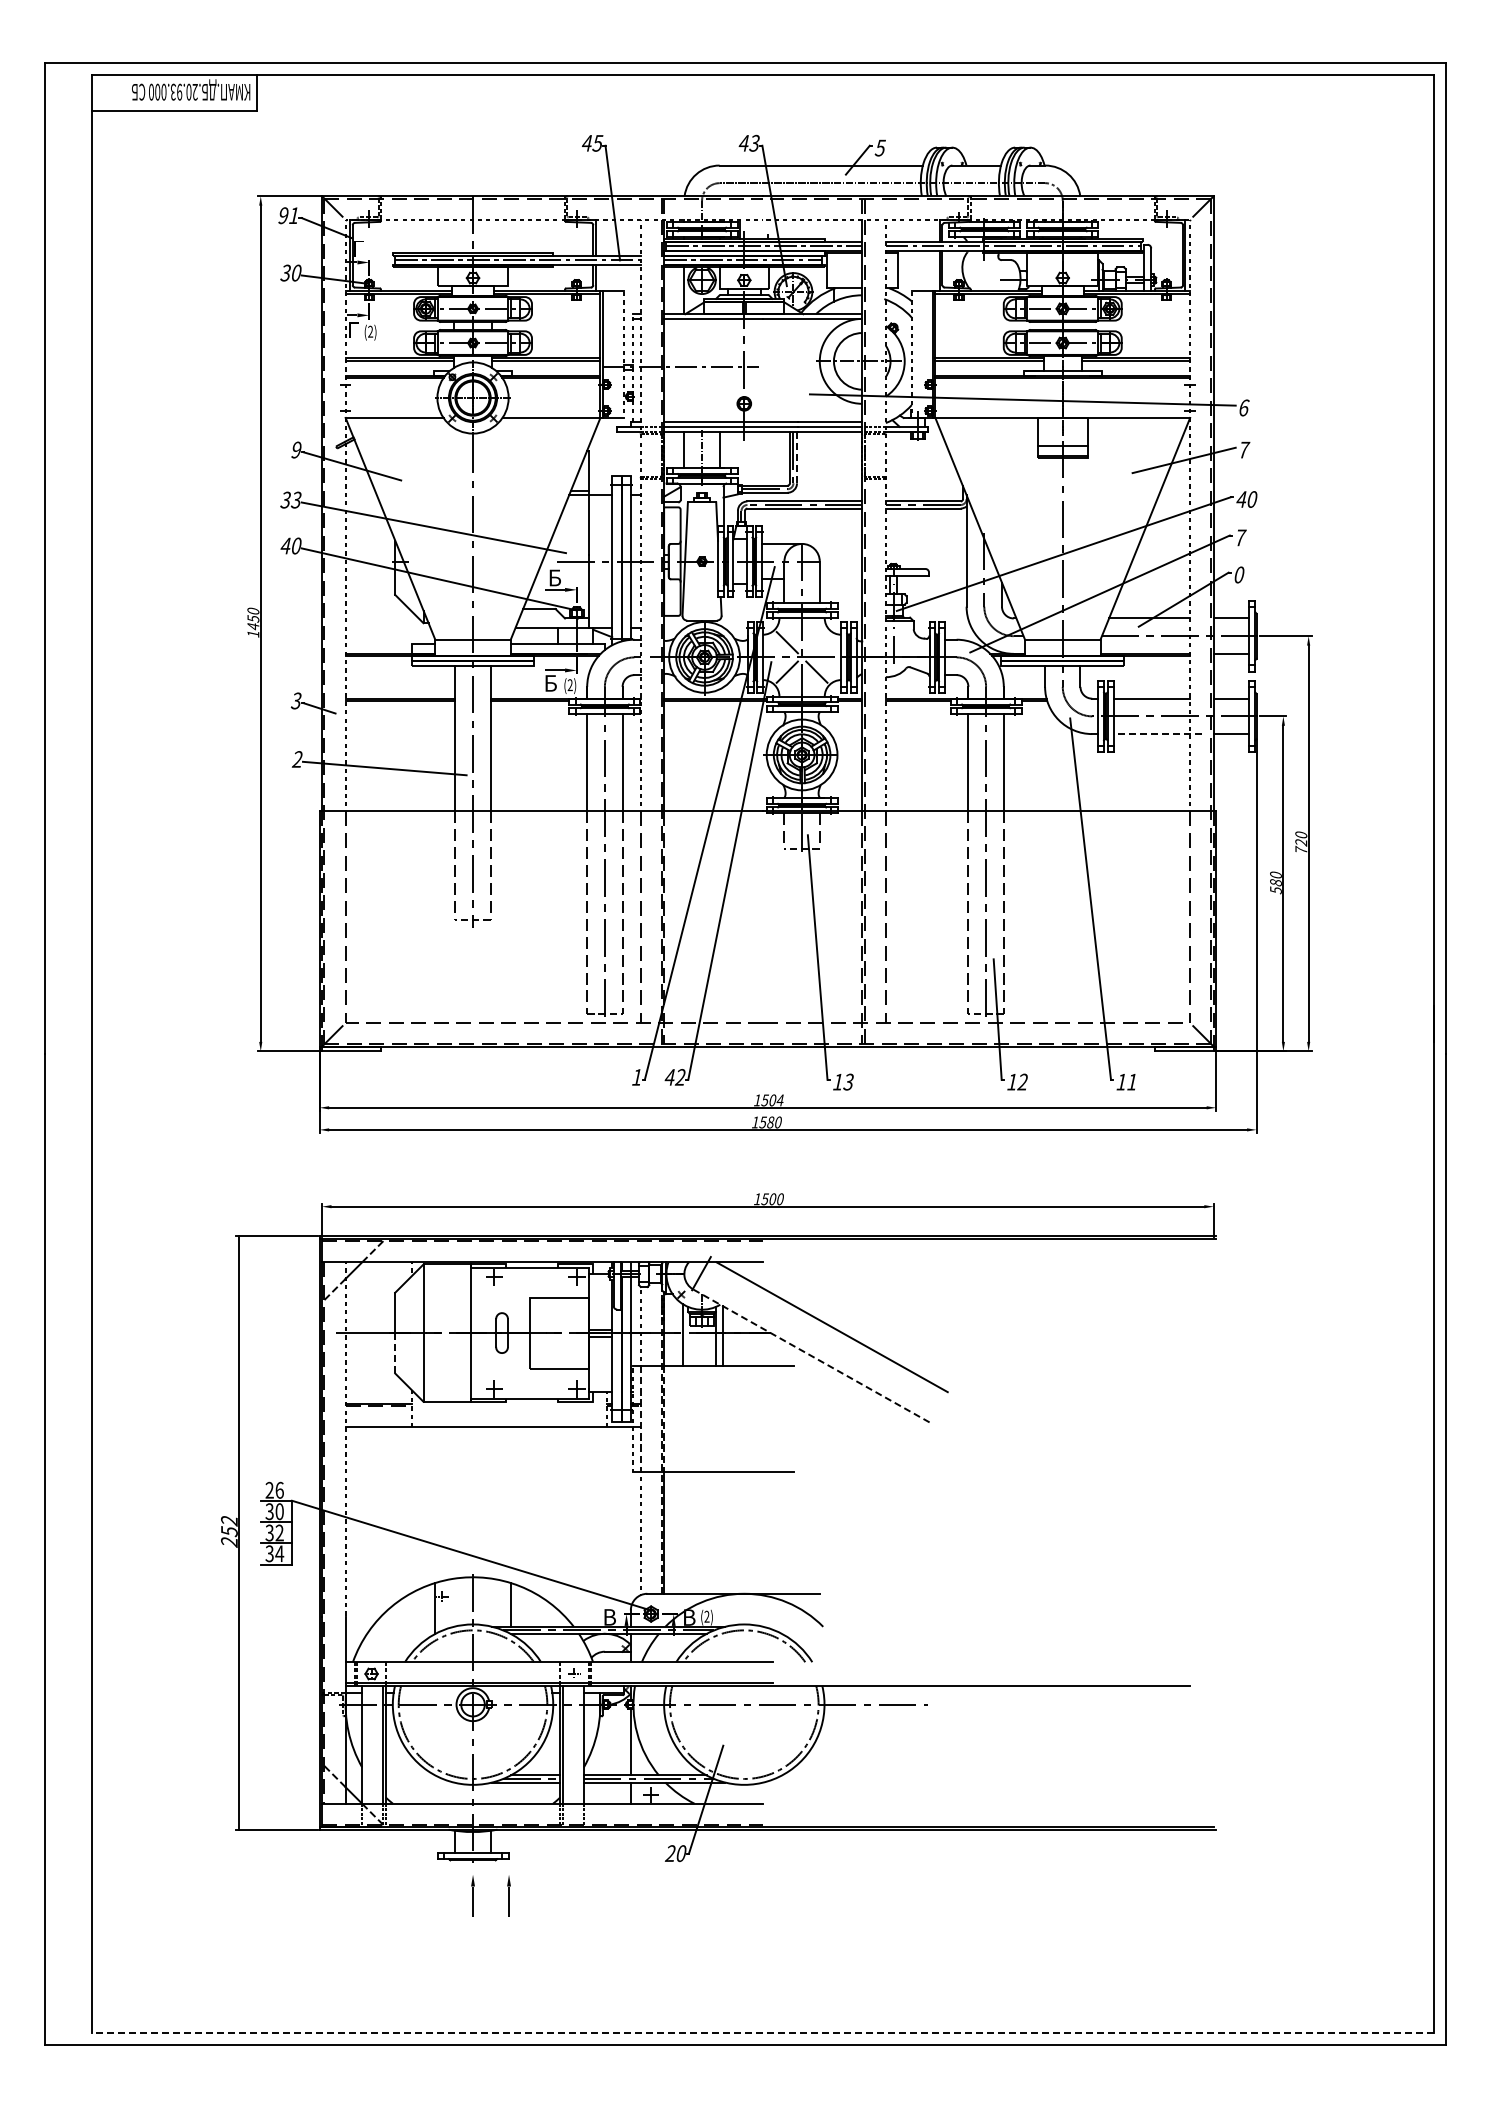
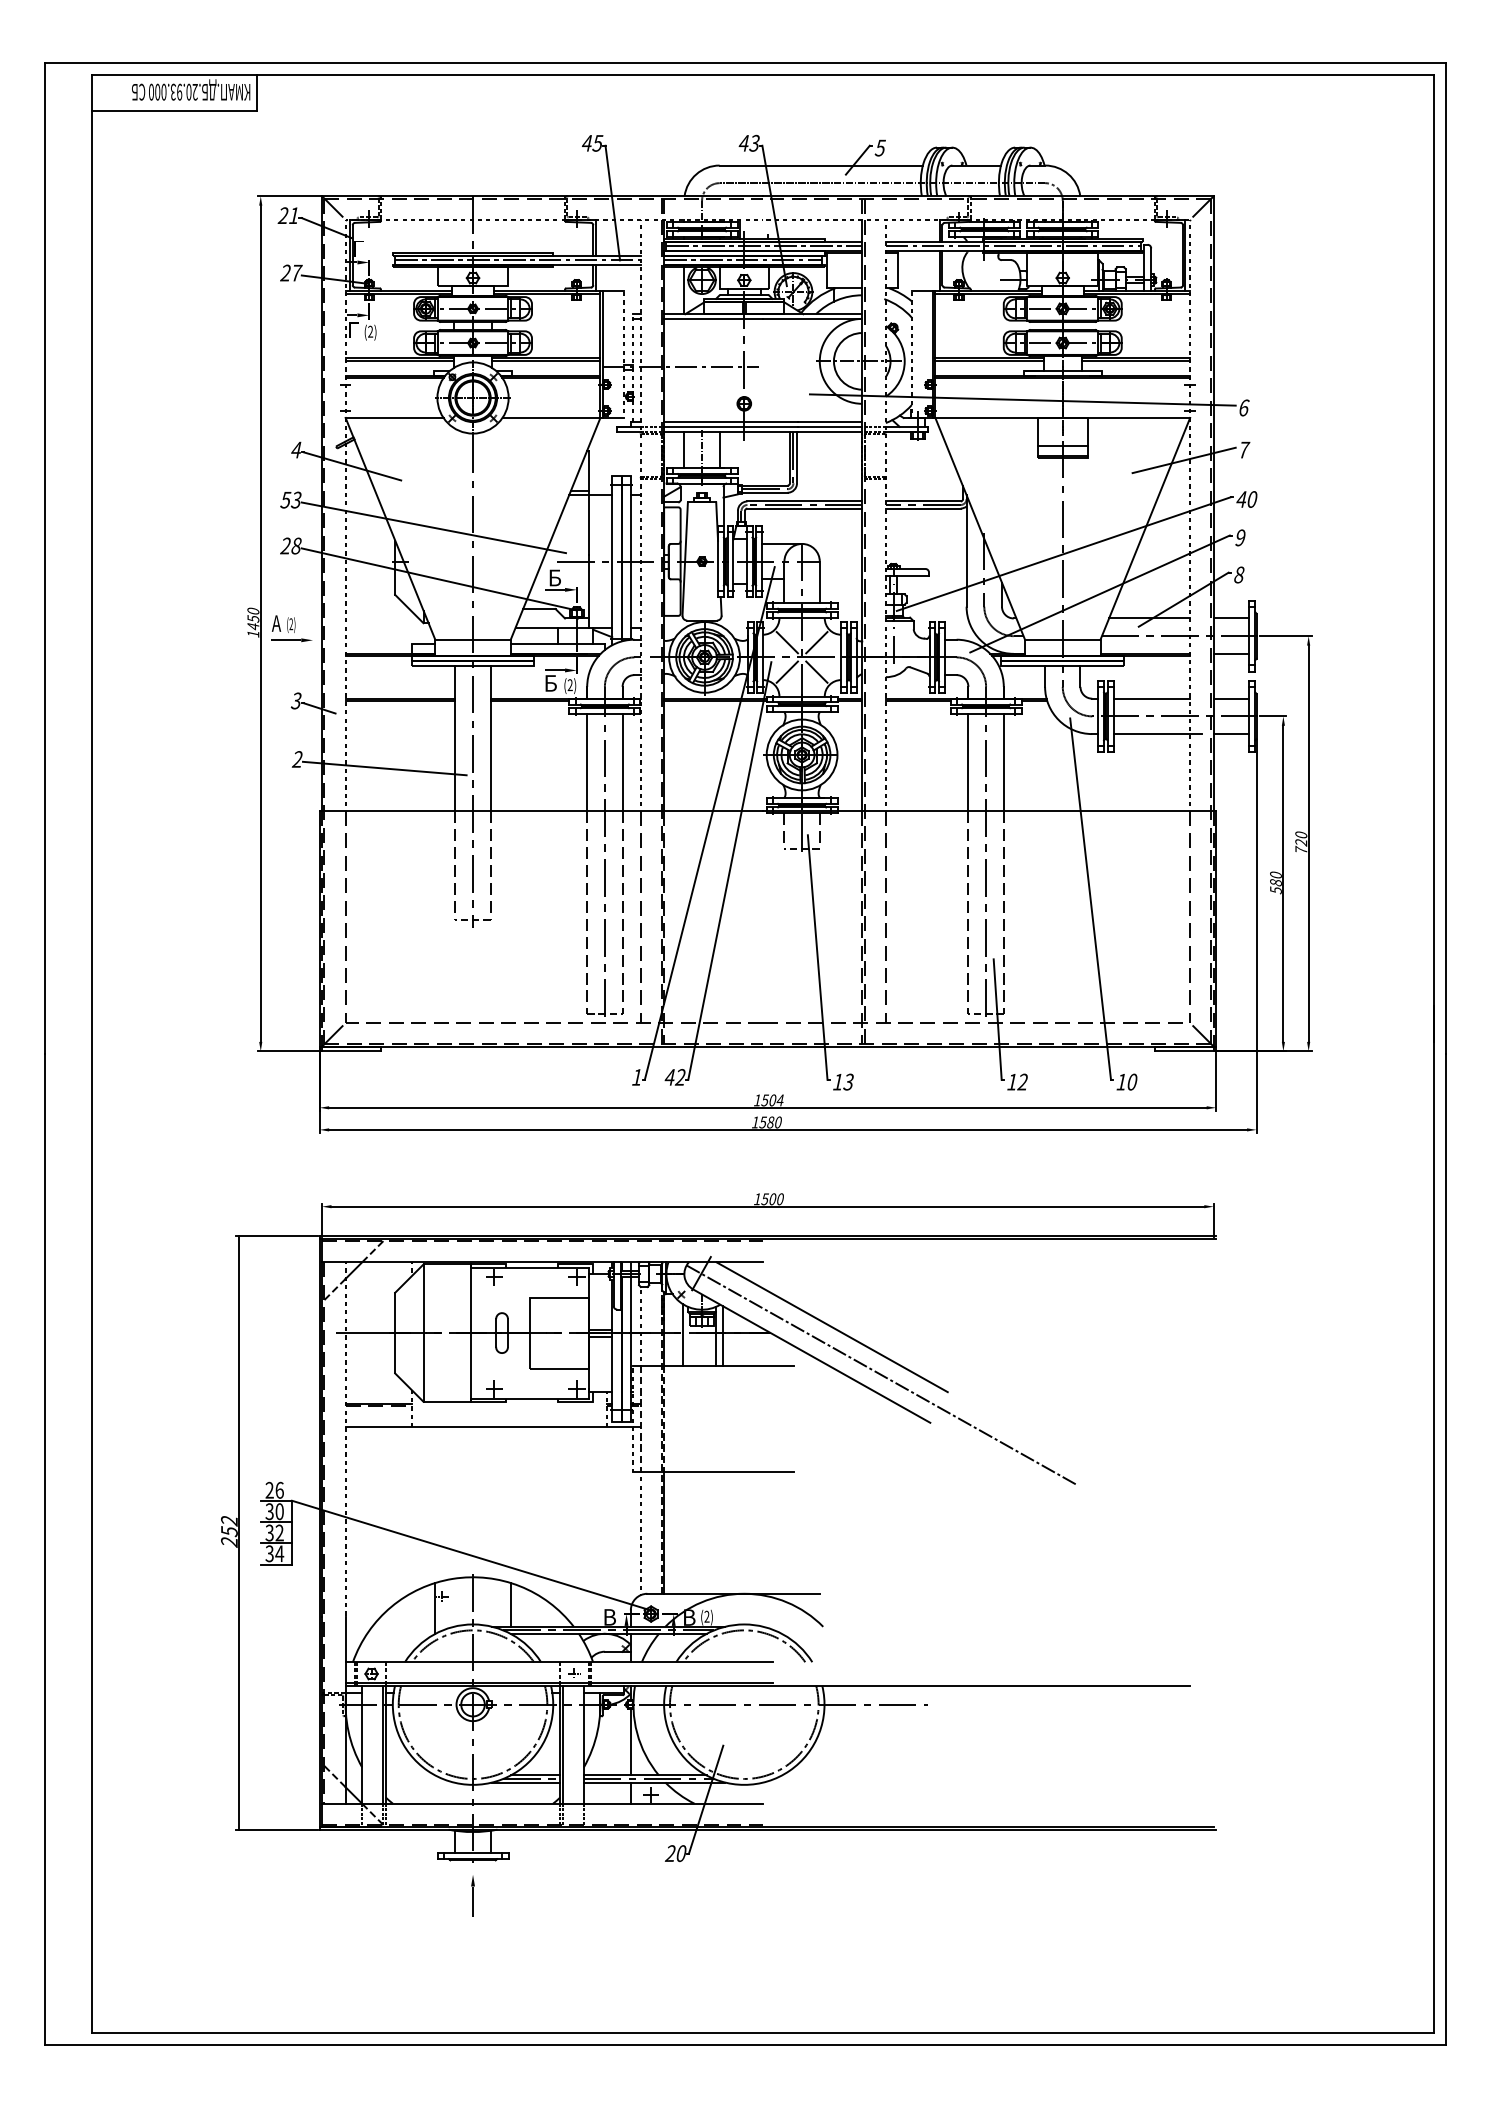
text: 91 -> 21 (282, 215)
text: 30 -> 27 (291, 272)
text: 9 -> 4 (296, 449)
line: dashed -> solid (797, 457)
text: 33 -> 53 (286, 499)
text: 7 -> 9 (1240, 537)
text: 40 -> 28 (290, 545)
text: 0 -> 8 (1239, 575)
part: none -> present (291, 628)
line: none -> present (816, 642)
line: dashed -> solid (1157, 734)
text: 11 -> 10 (1132, 1081)
line: dashed -> solid (395, 1352)
line: dashed -> solid (811, 1356)
line: none -> present (882, 1375)
part: present -> none (508, 1895)
line: dashed -> solid (762, 2032)
